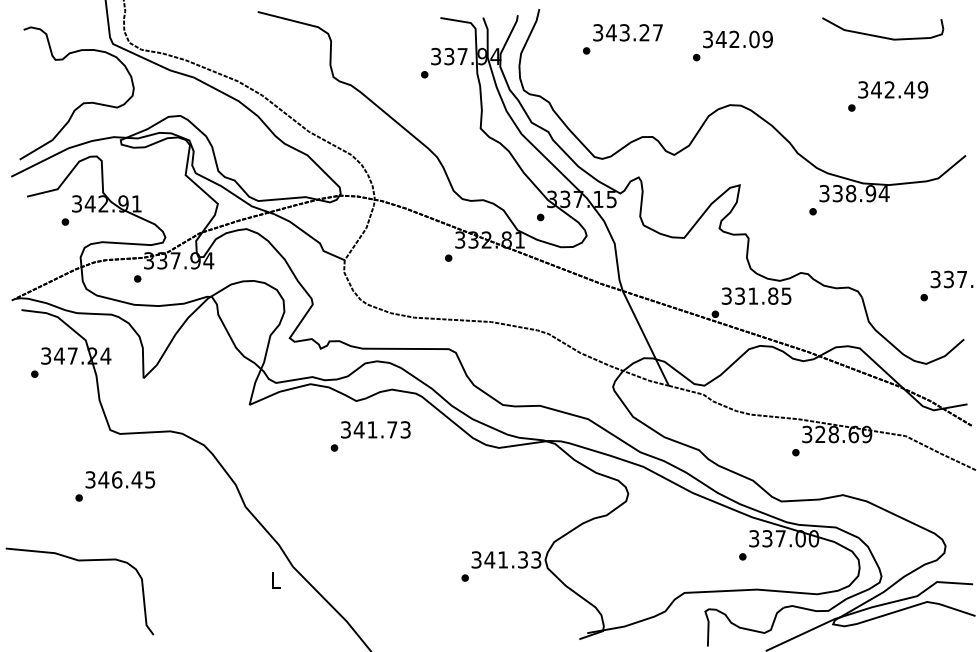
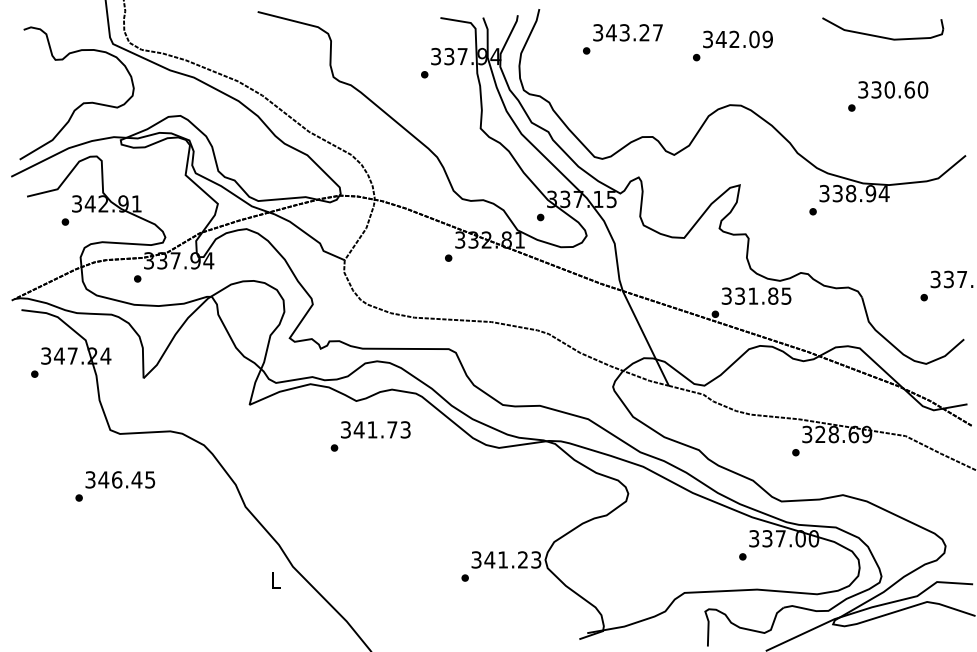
text: 342.49 -> 330.60 (899, 89)
text: 341.33 -> 341.23 (522, 559)
curve: present -> none (79, 561)
